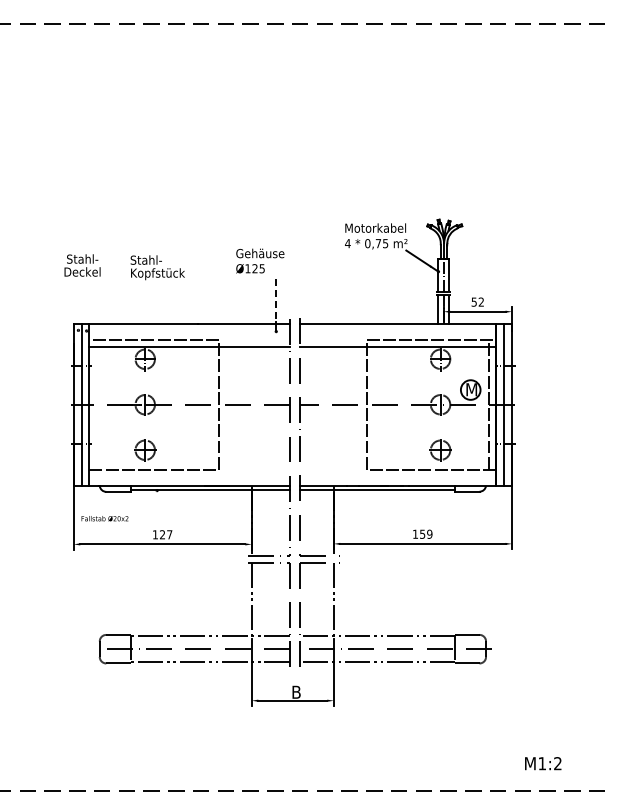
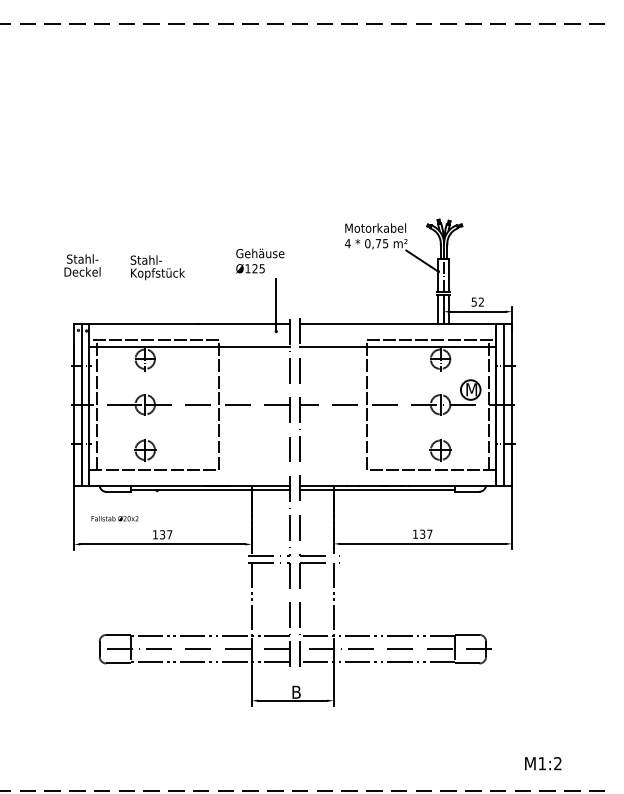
line: dashed -> solid (276, 300)
line: none -> present (97, 404)
text position: (104, 518) -> (114, 518) (114, 518)
text: 159 -> 137 (426, 533)
text: 127 -> 137 (162, 535)
